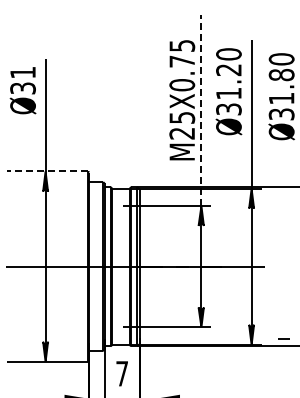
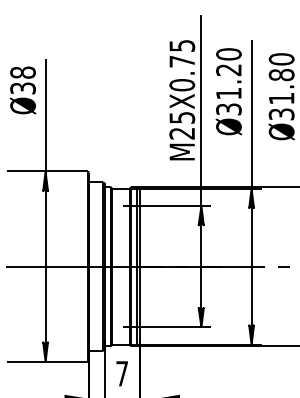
text: Ø31 -> Ø38 (22, 72)
line: dashed -> solid (201, 110)
line: dashed -> solid (47, 171)
line position: (283, 338) -> (283, 266) (283, 266)
